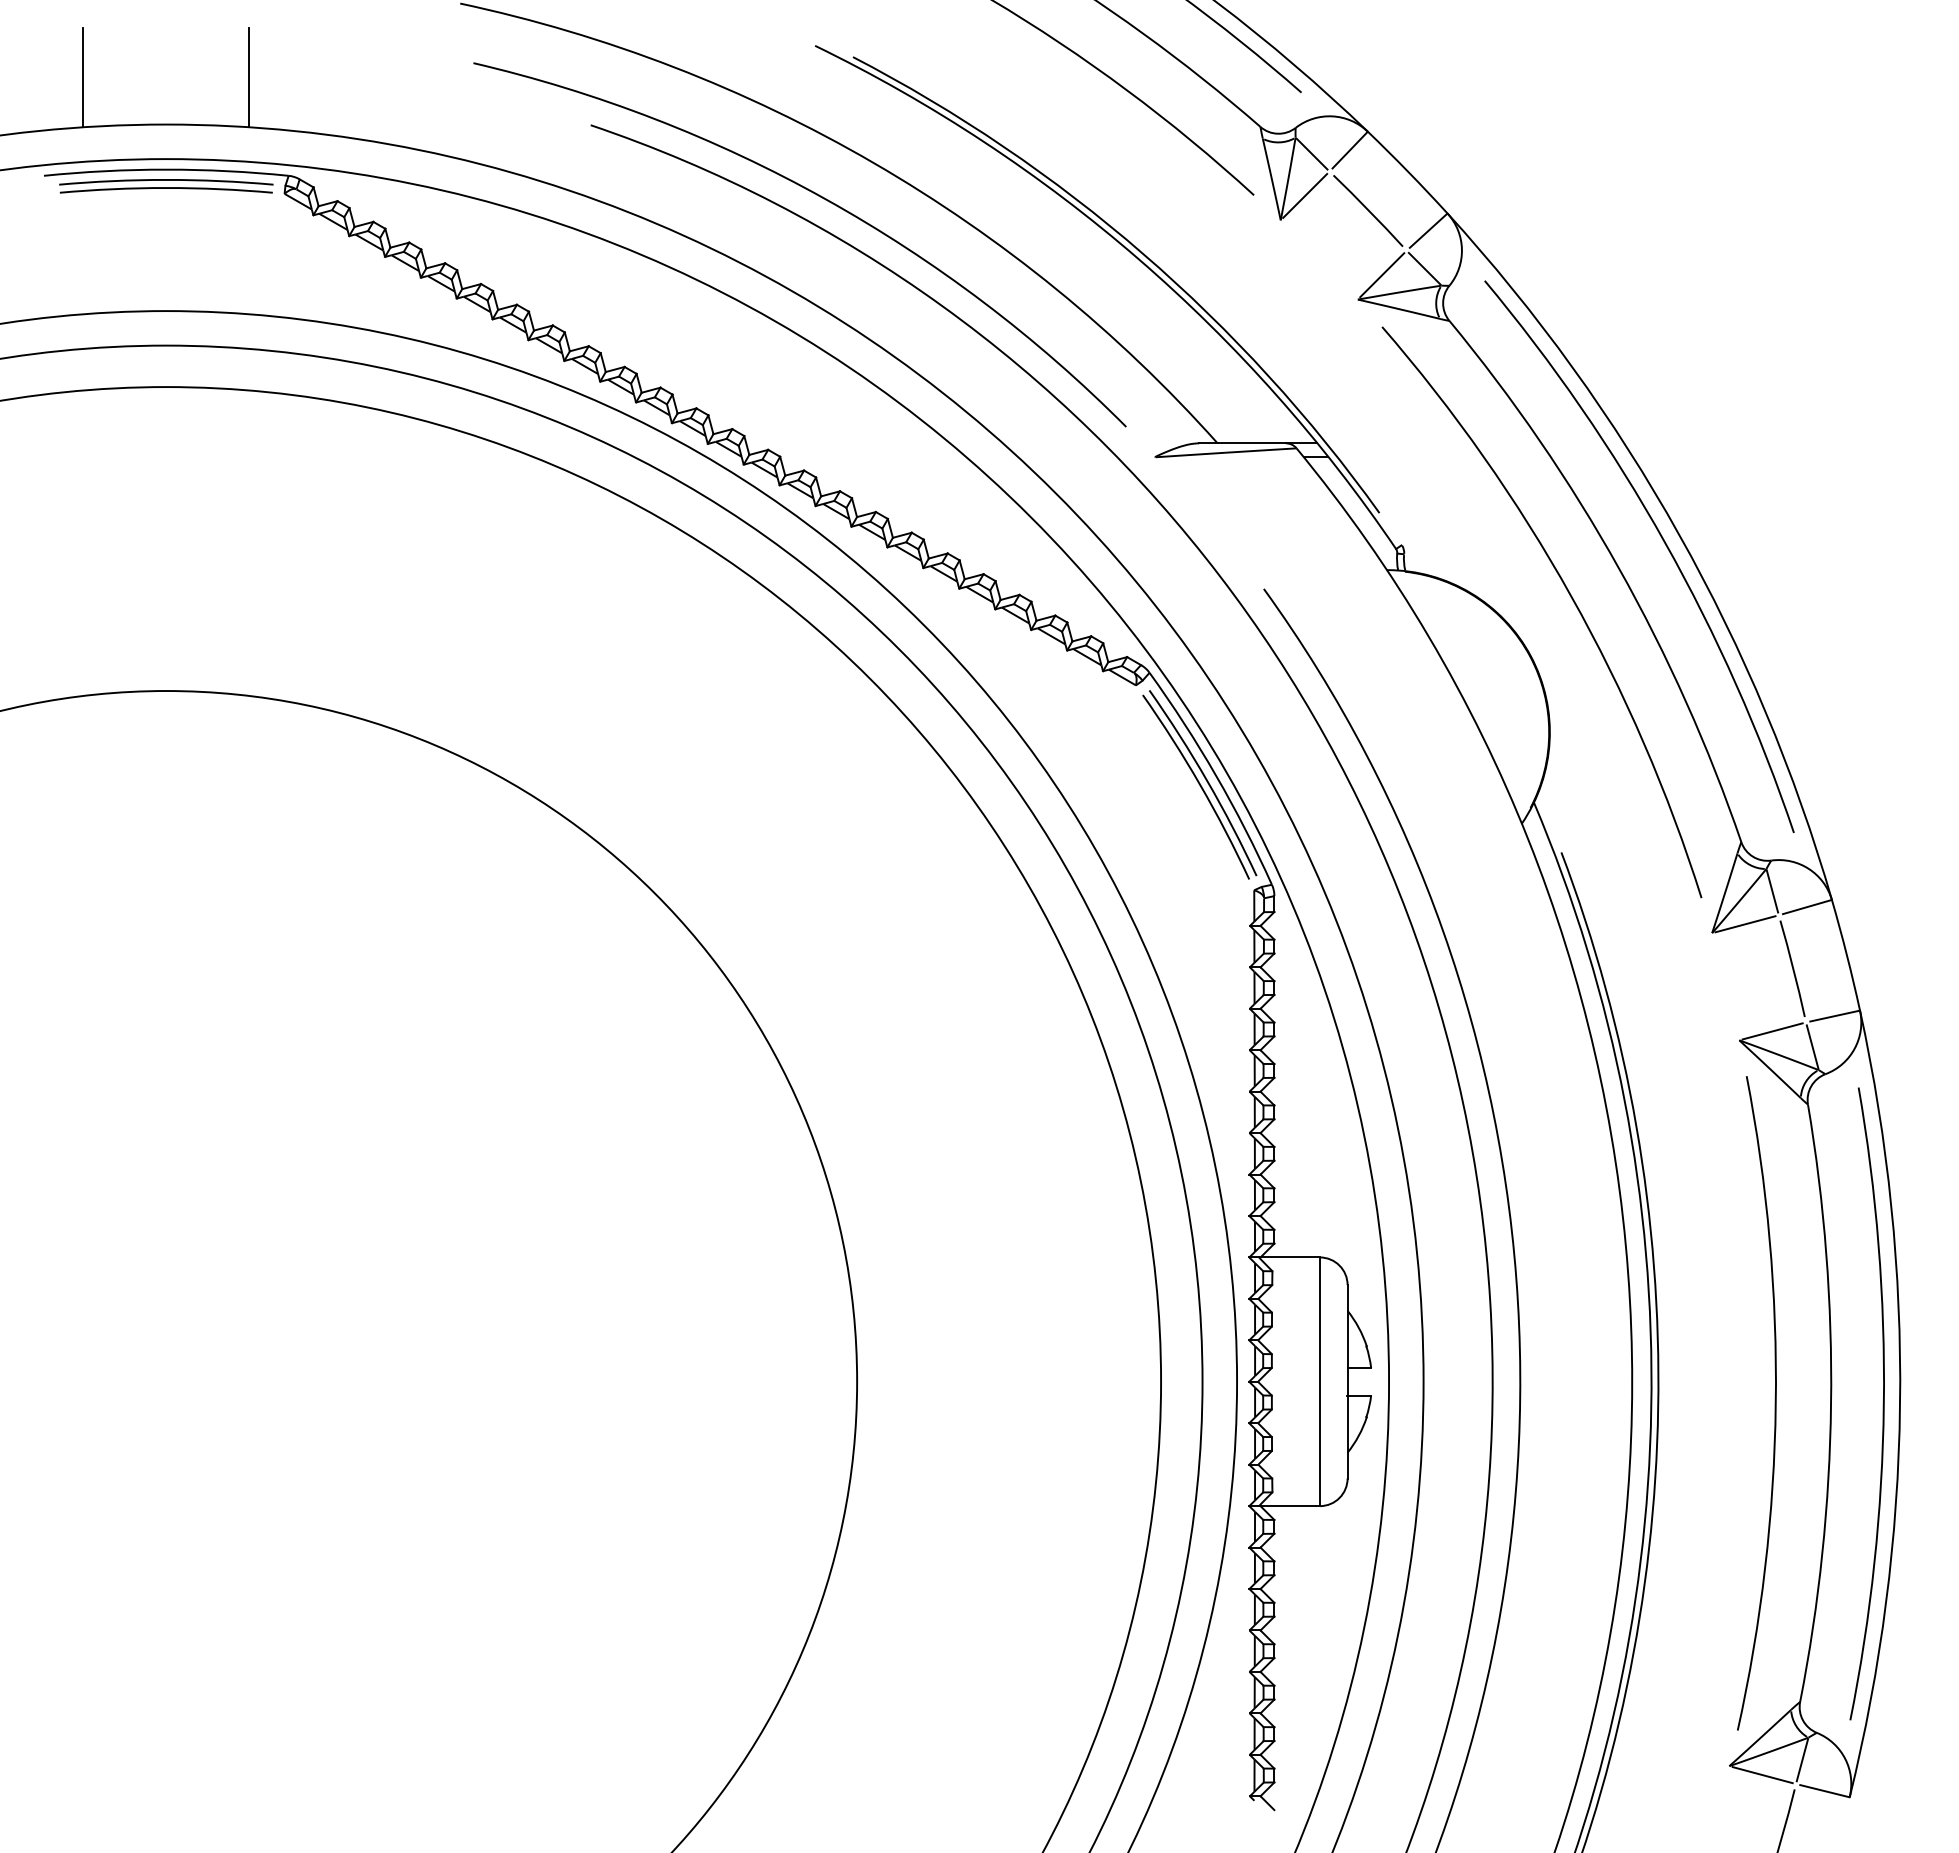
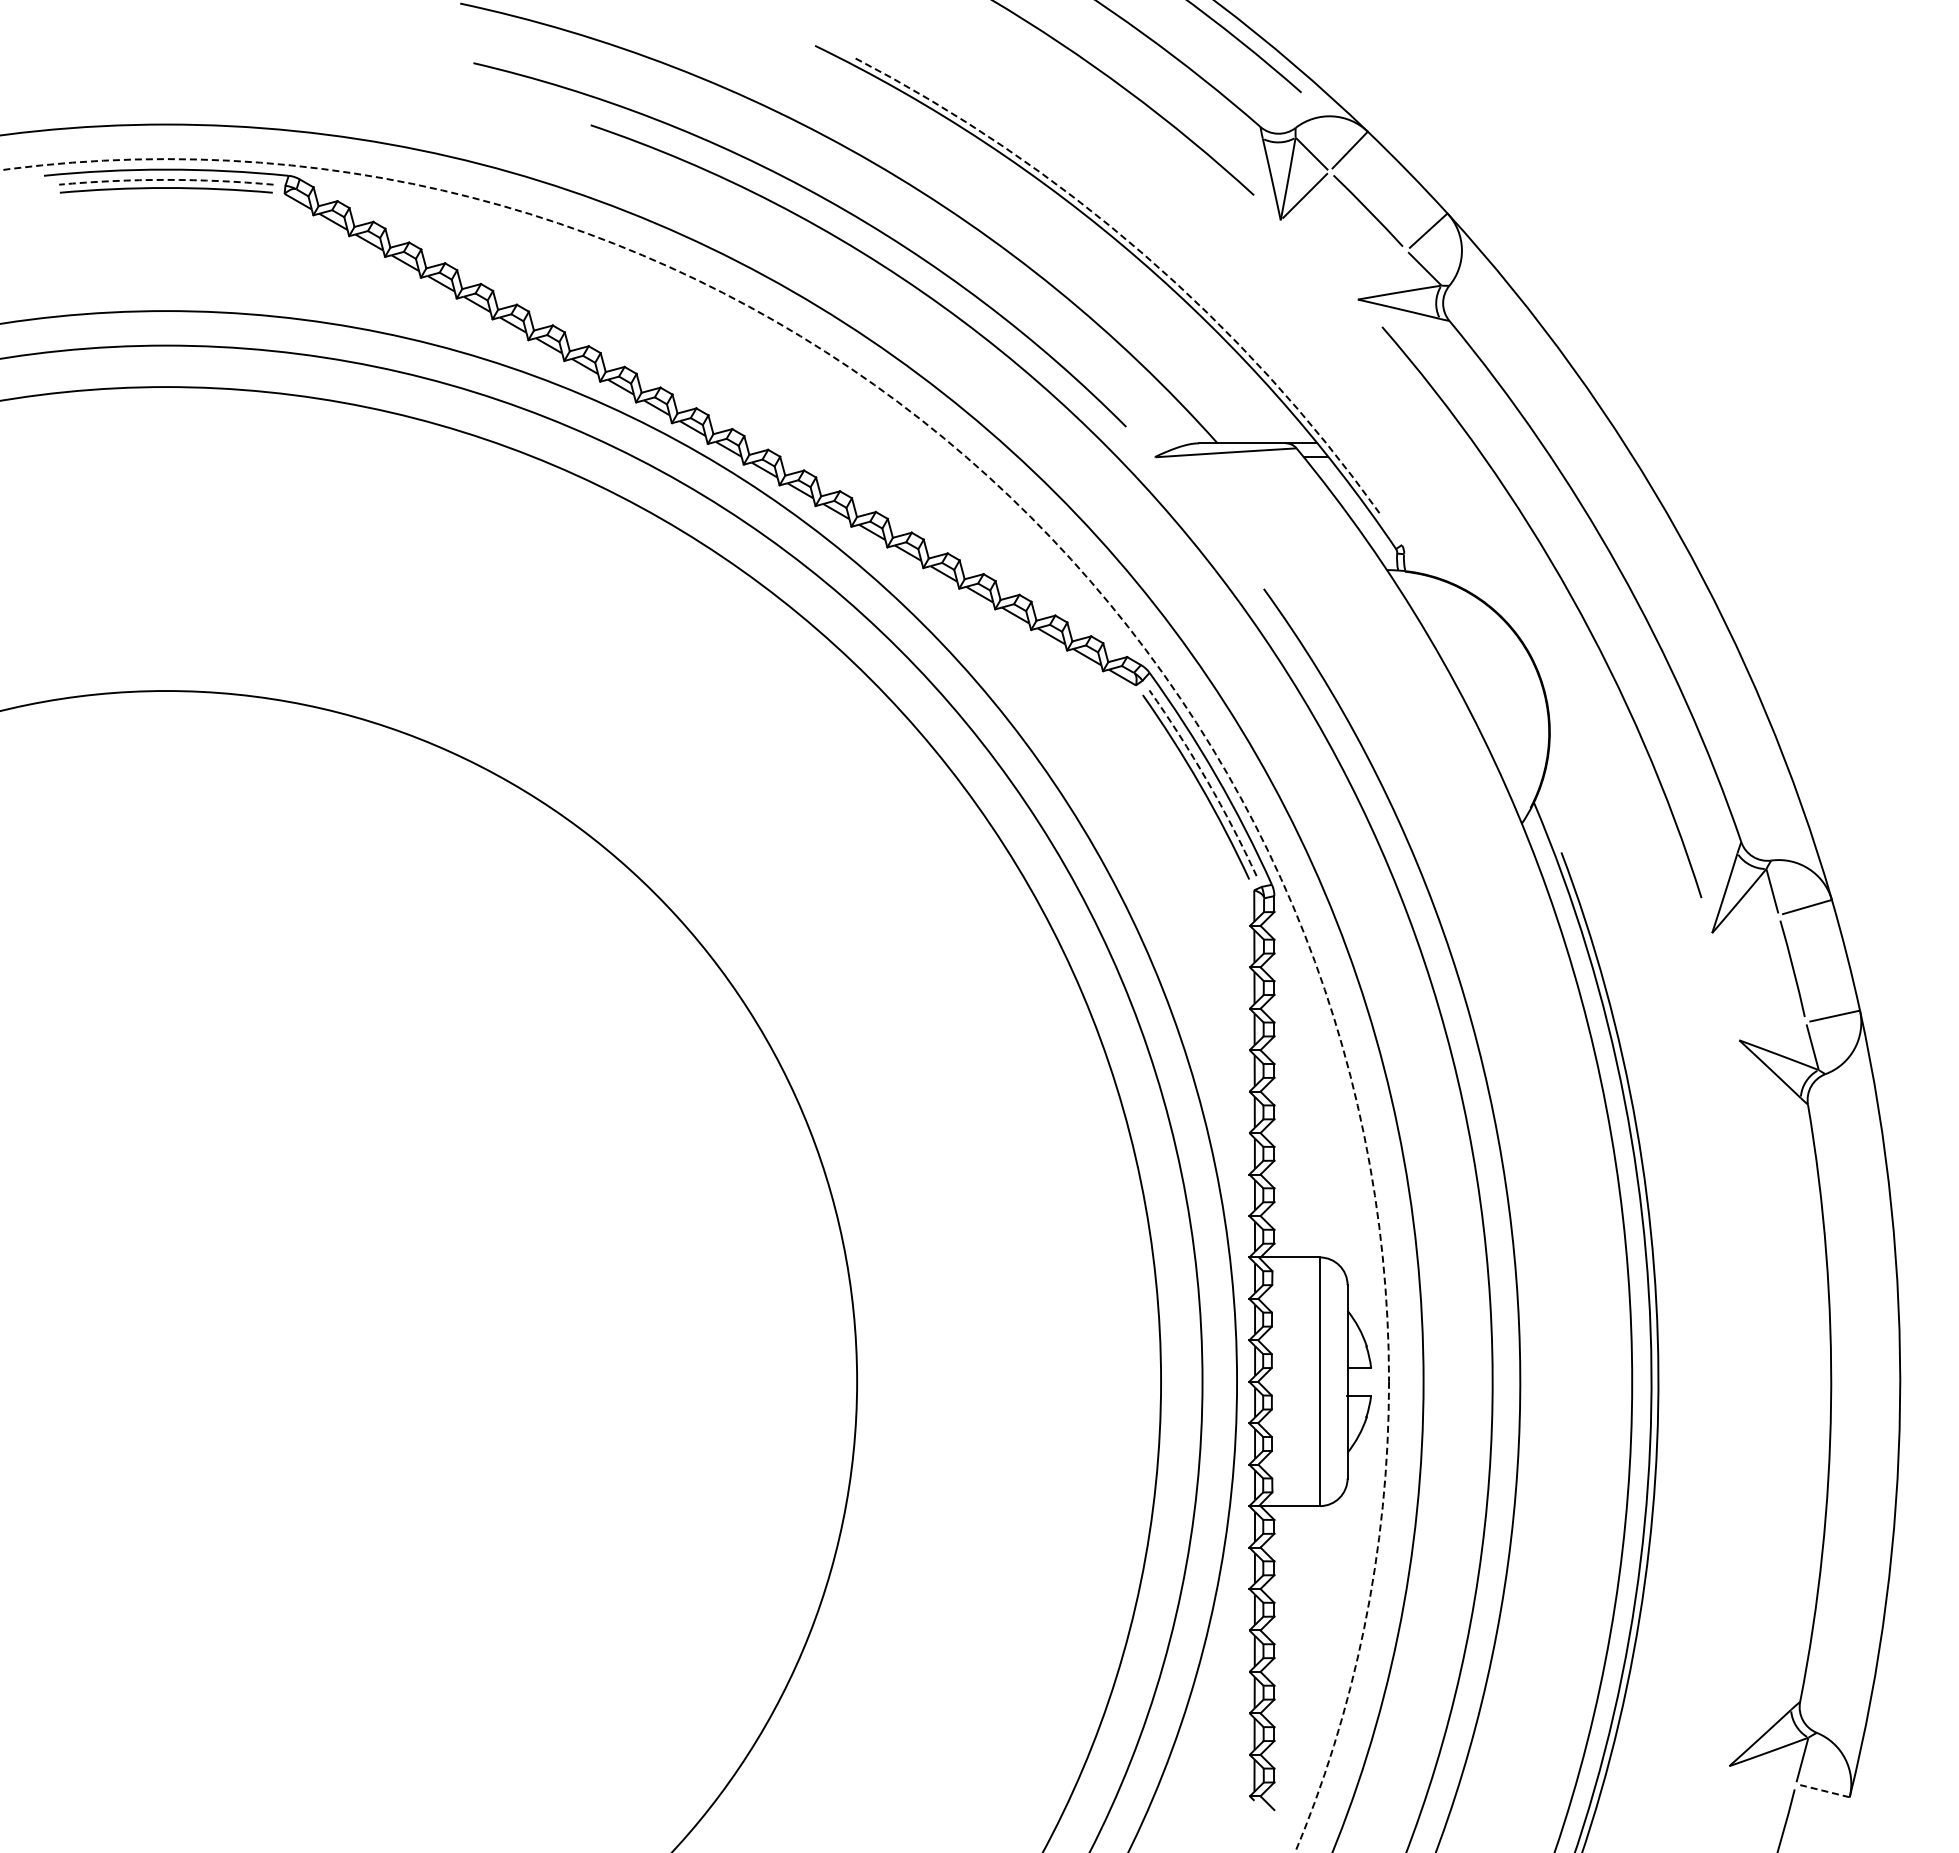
line: present -> none (83, 77)
line: present -> none (249, 77)
arc: solid -> dashed (166, 179)
arc: solid -> dashed (1143, 253)
line: present -> none (1382, 275)
arc: present -> none (1663, 542)
arc: solid -> dashed (1207, 780)
line: present -> none (1745, 924)
circle: solid -> dashed (694, 1005)
line: present -> none (1772, 1031)
arc: present -> none (1774, 1403)
arc: present -> none (1882, 1403)
line: present -> none (1762, 1775)
line: solid -> dashed (1824, 1791)
